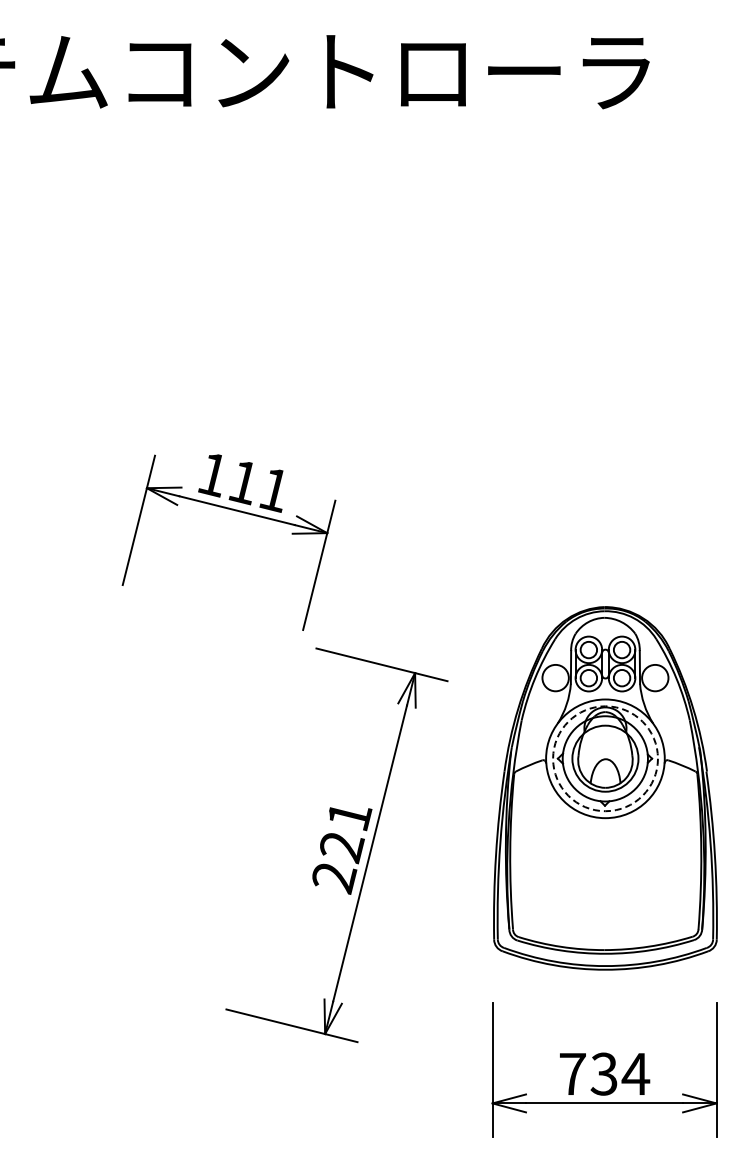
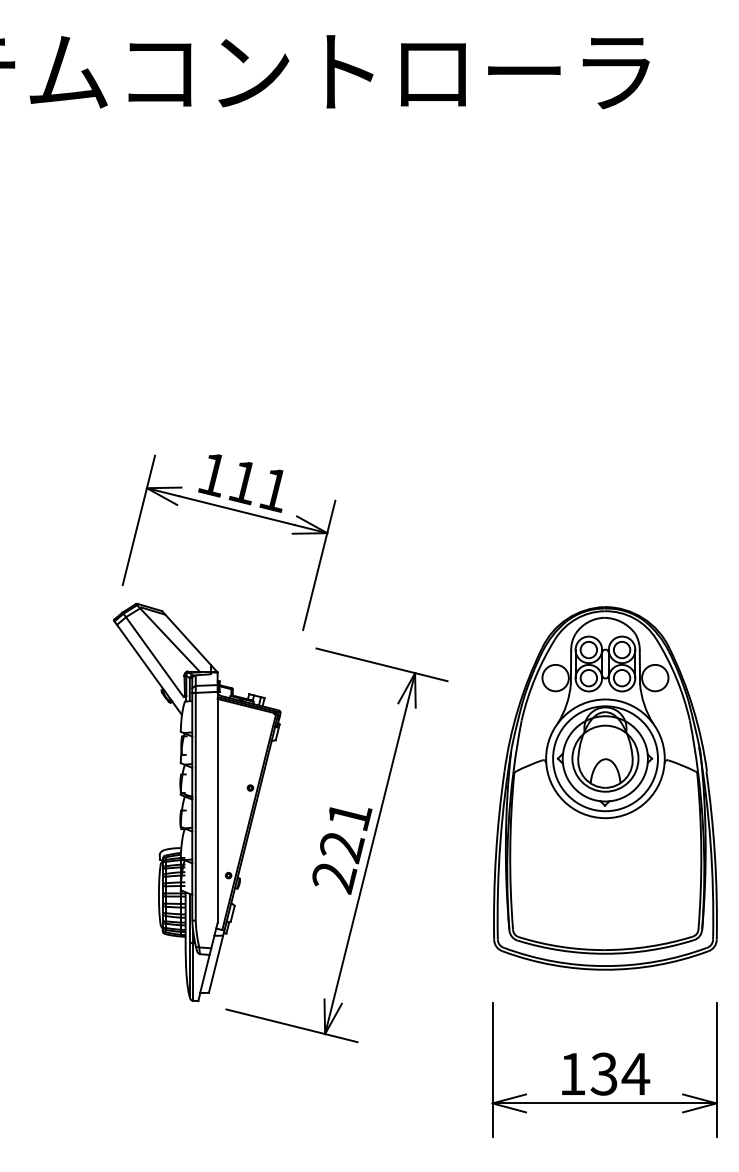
circle: dashed -> solid (605, 758)
part: none -> present (197, 802)
text: 734 -> 134 (572, 1073)
